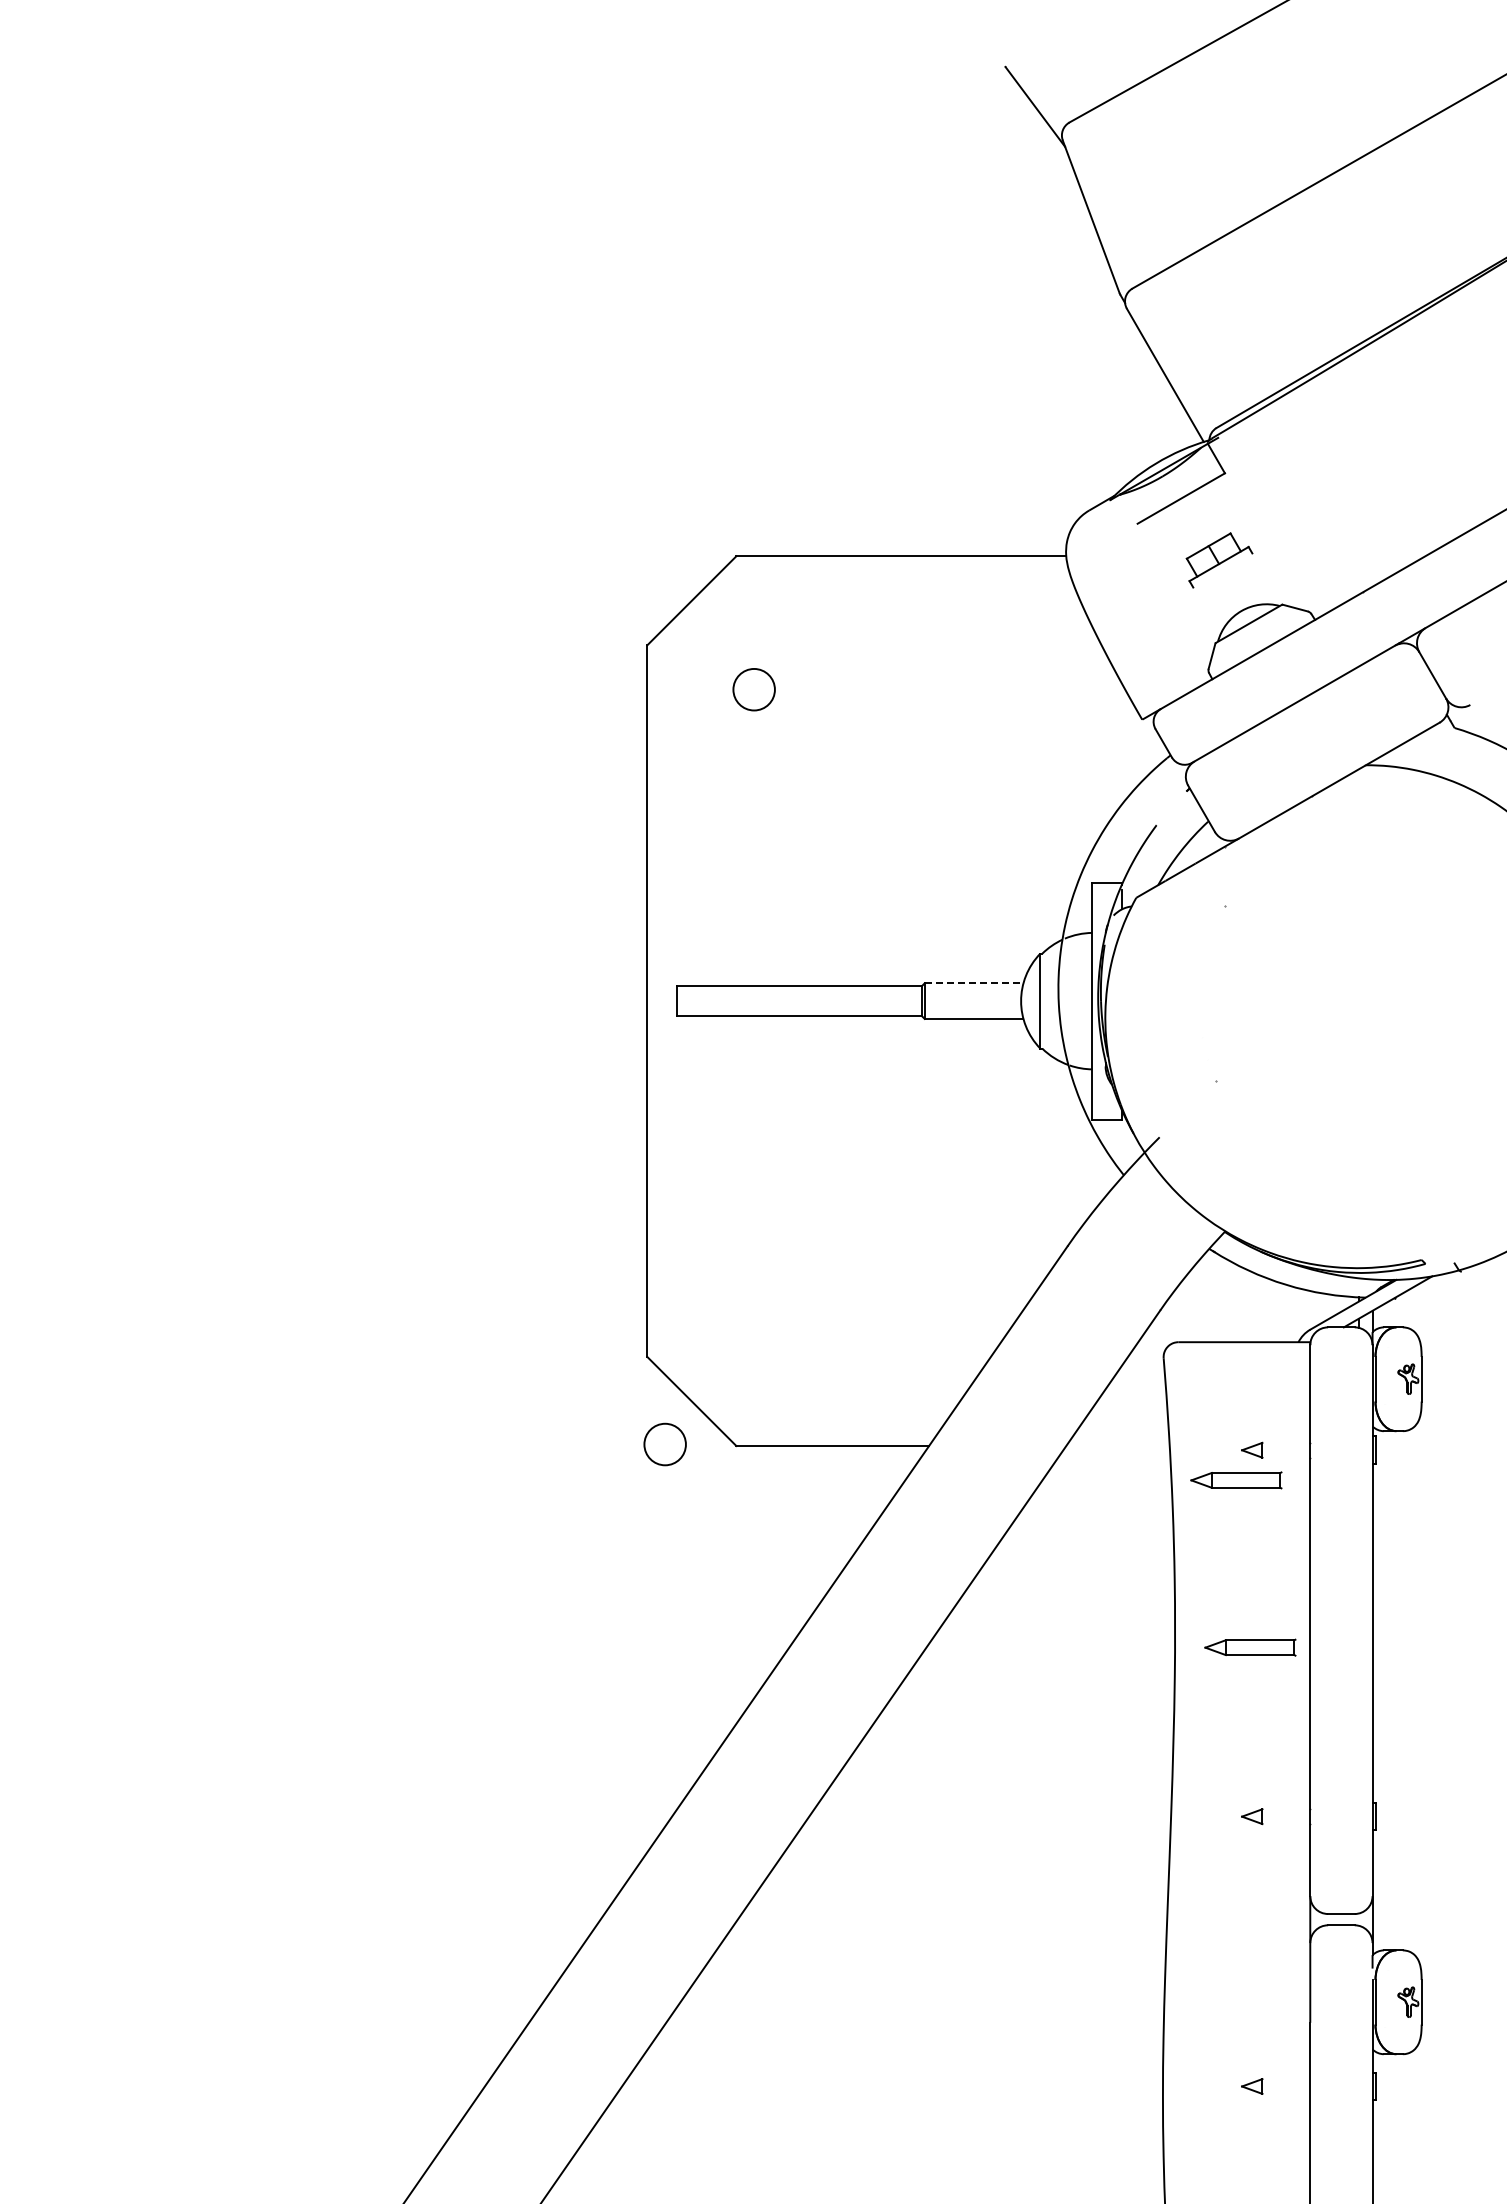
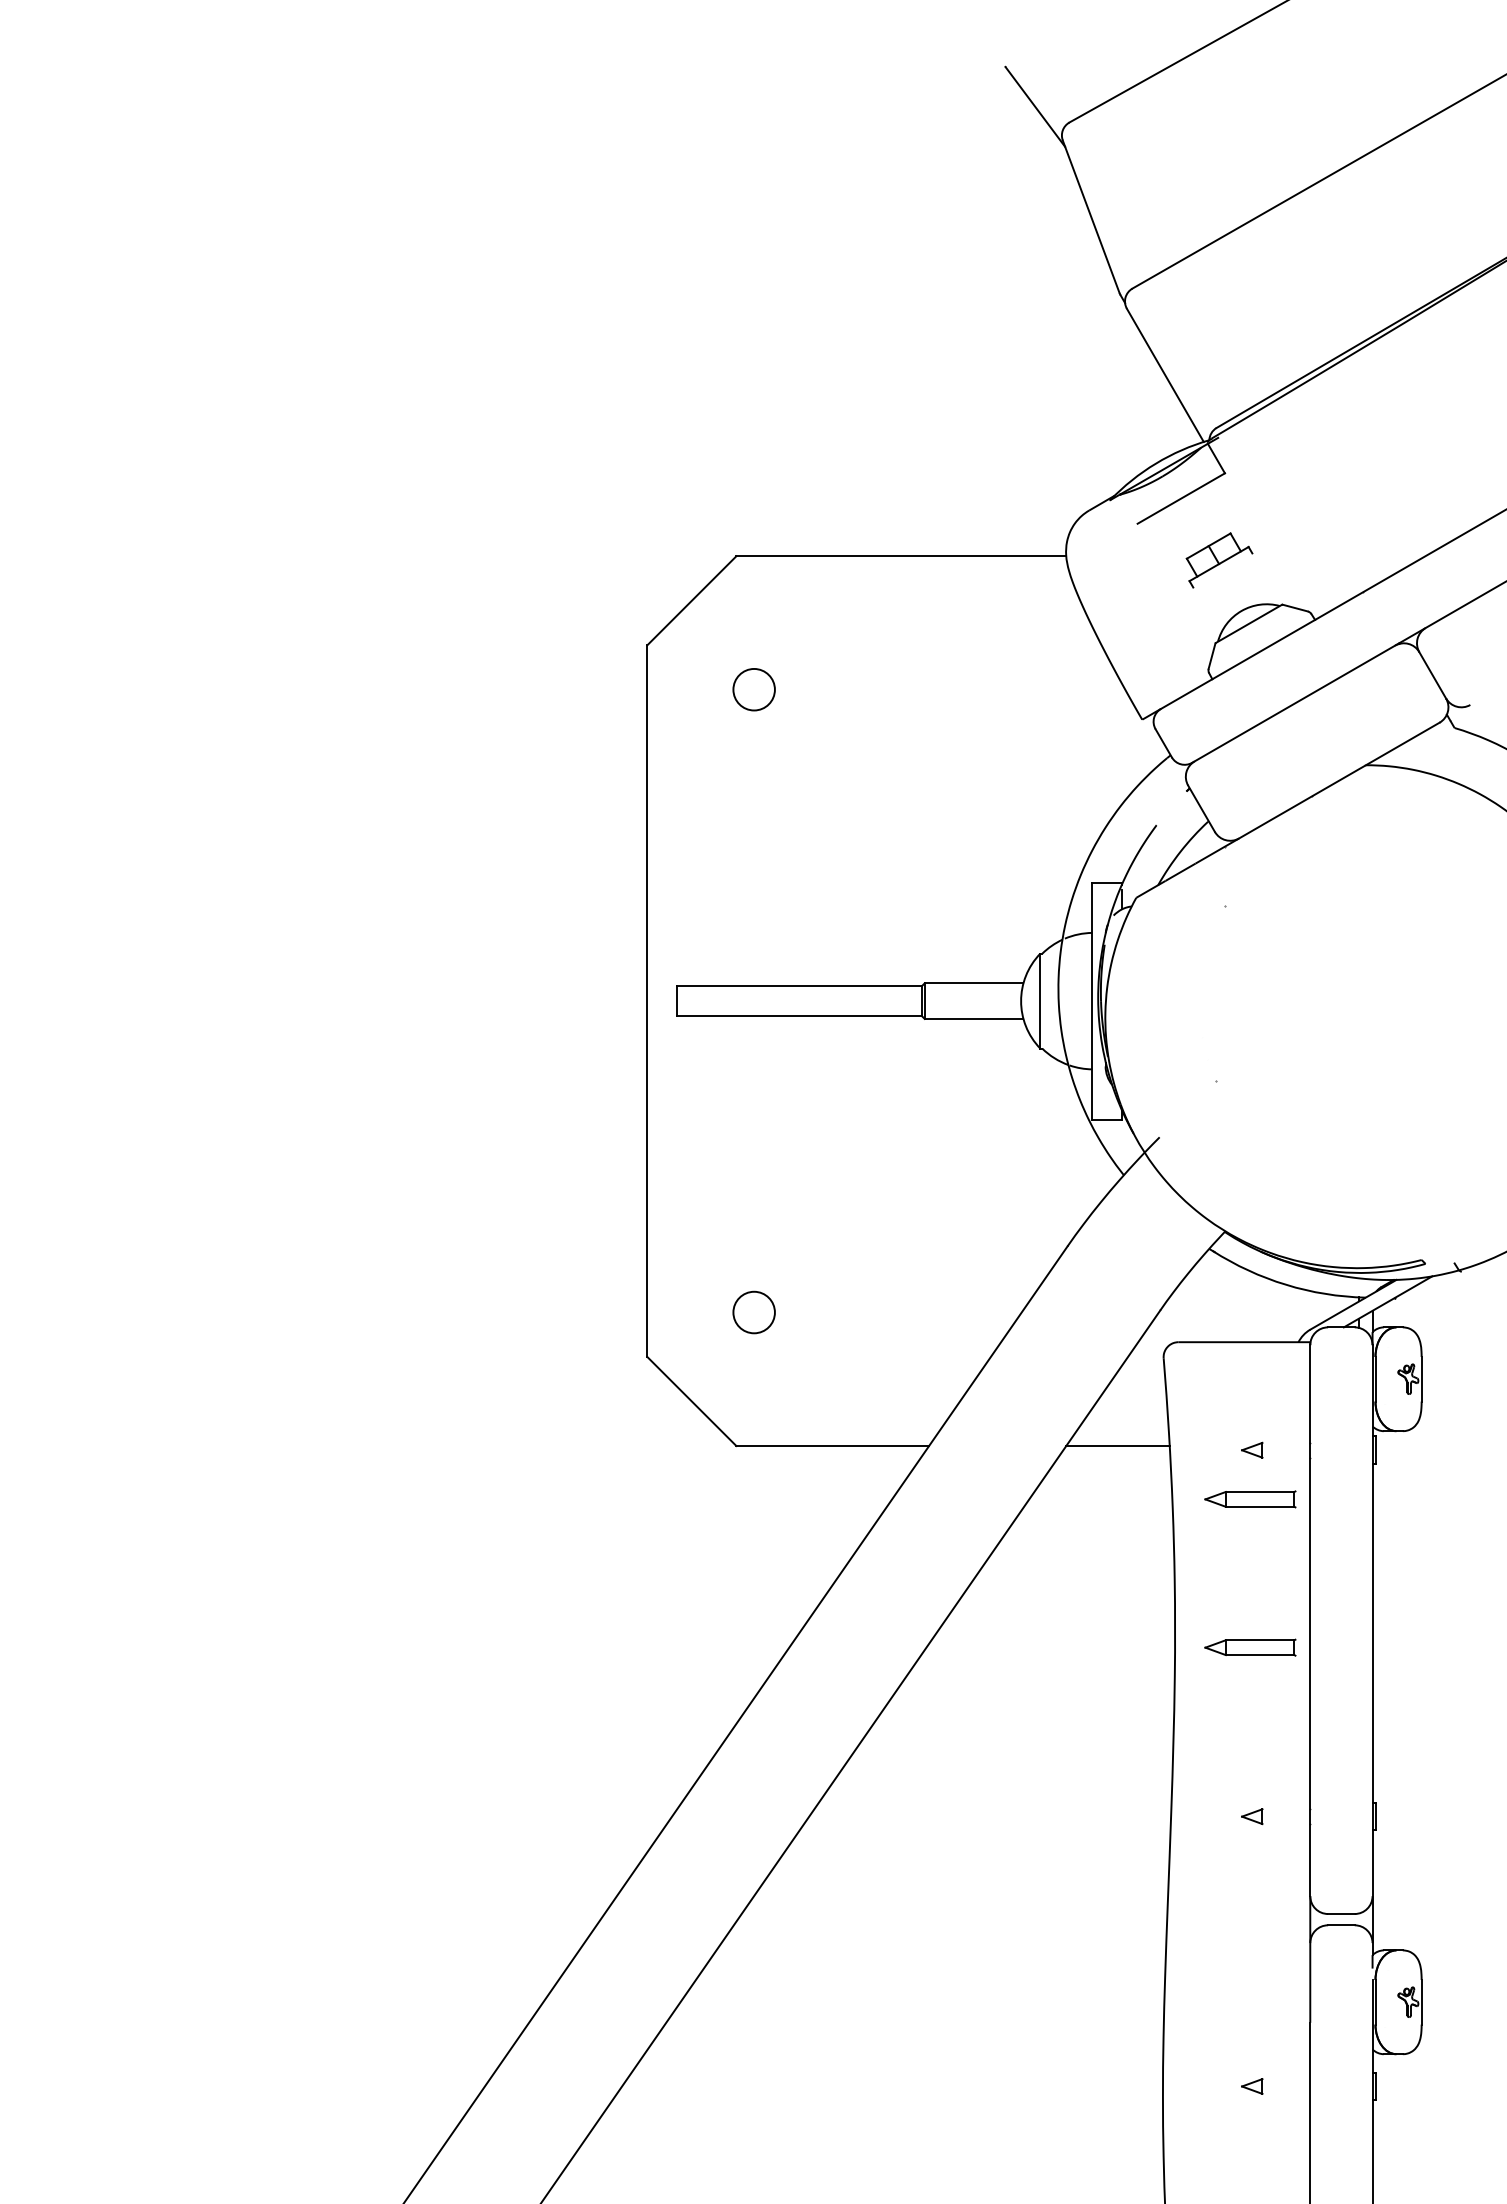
line: dashed -> solid (974, 983)
circle position: (664, 1444) -> (753, 1312) (753, 1312)
line: none -> present (1117, 1446)
part position: (1236, 1480) -> (1250, 1499) (1250, 1499)
